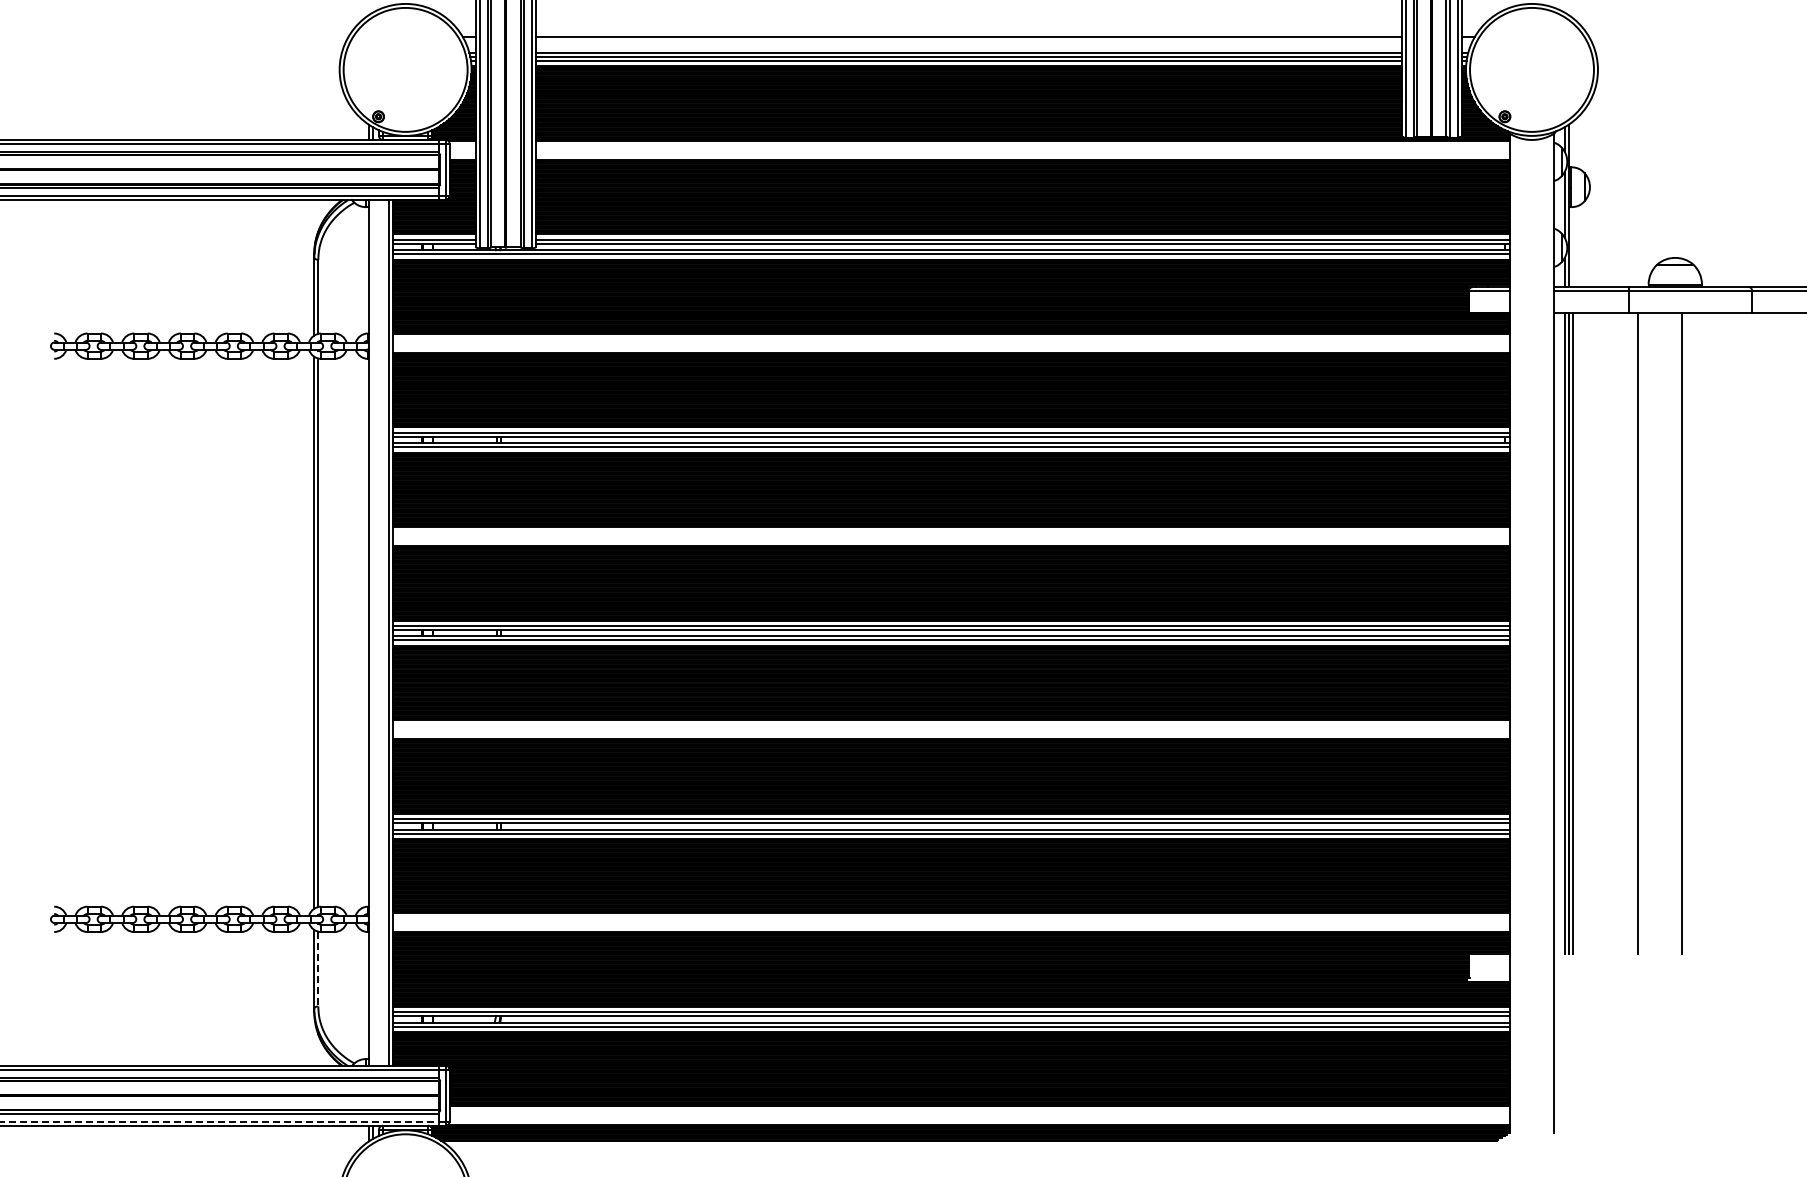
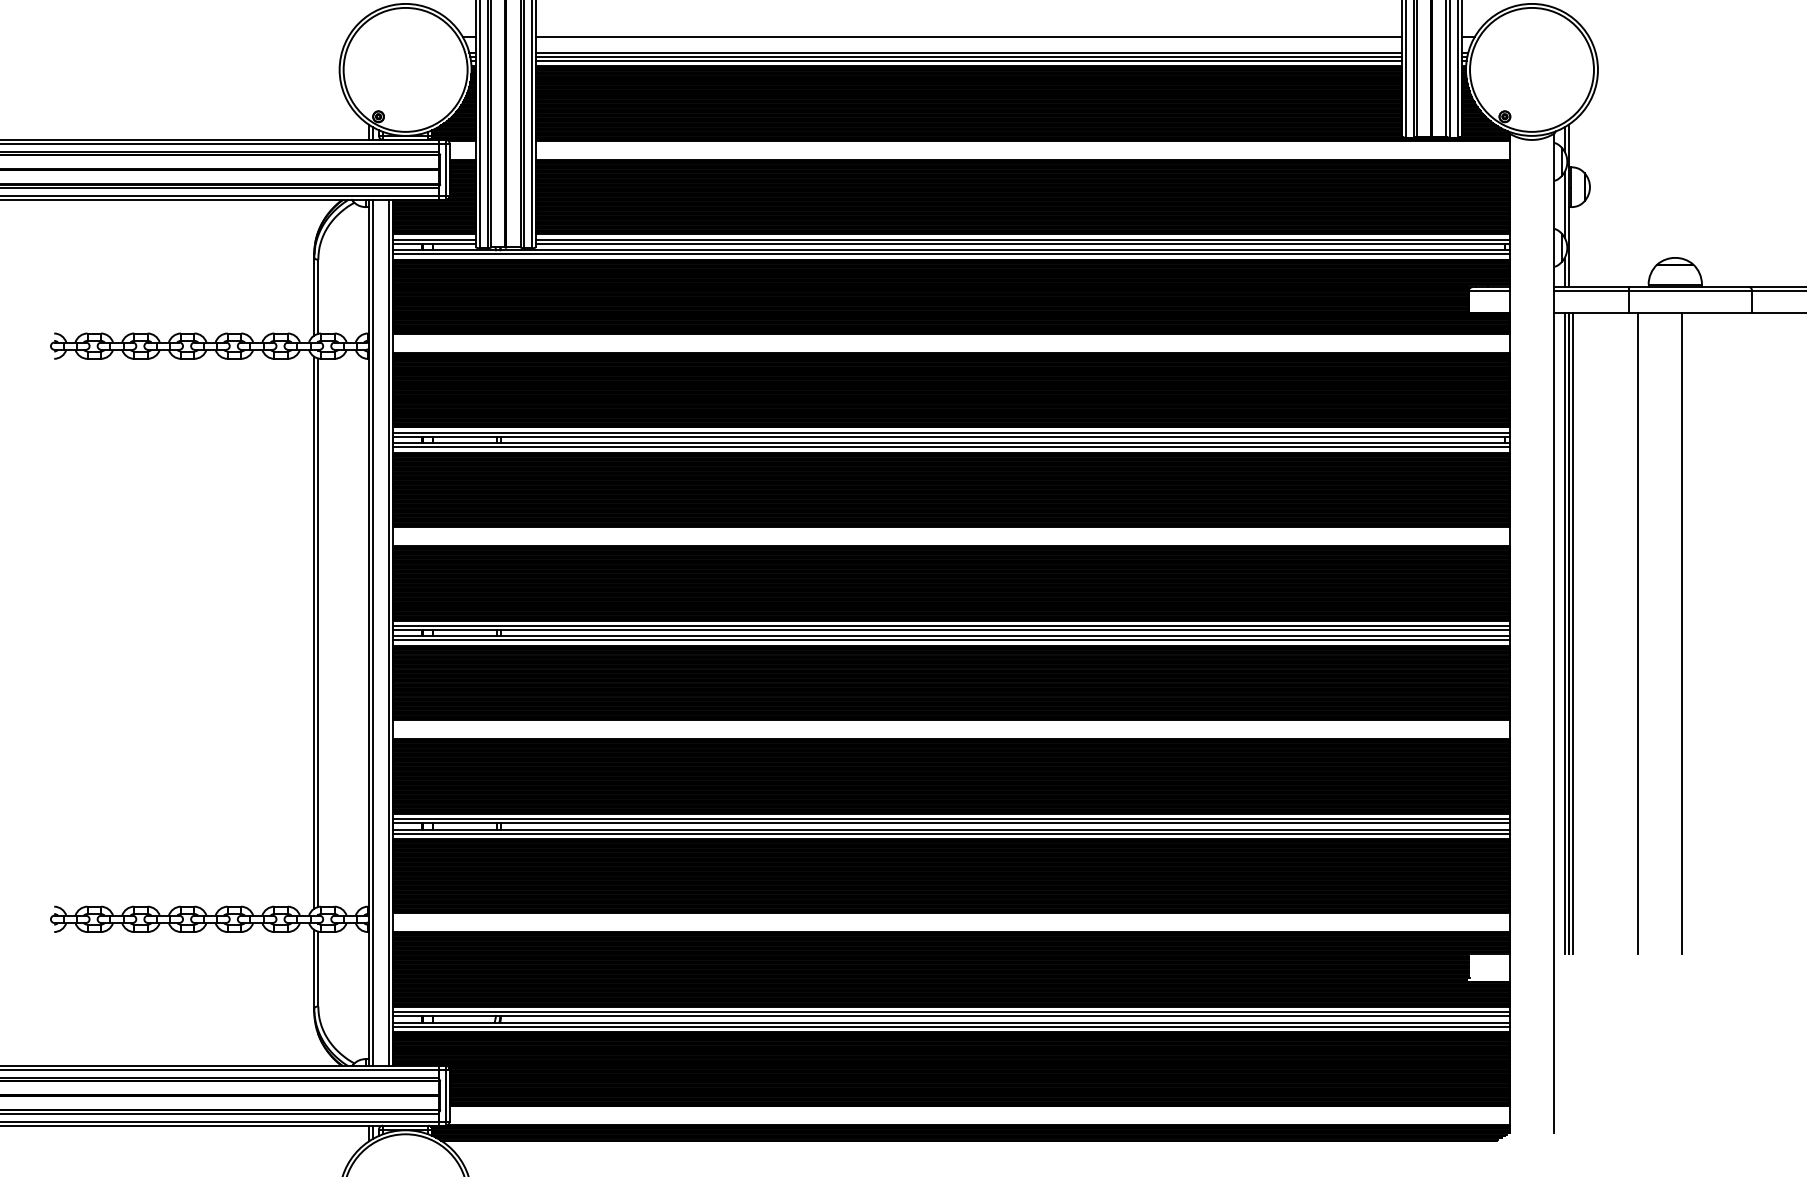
line: none -> present (372, 632)
line: dashed -> solid (318, 969)
line: dashed -> solid (220, 1121)
